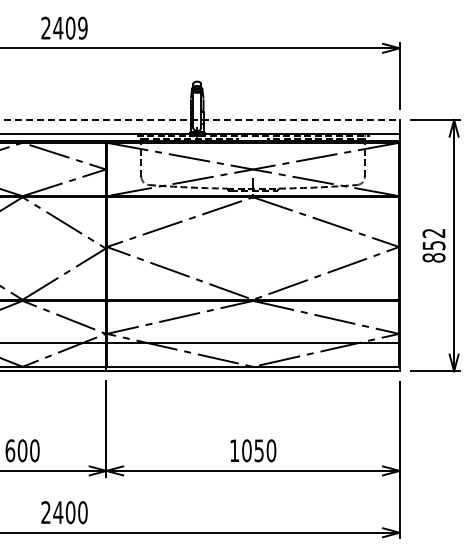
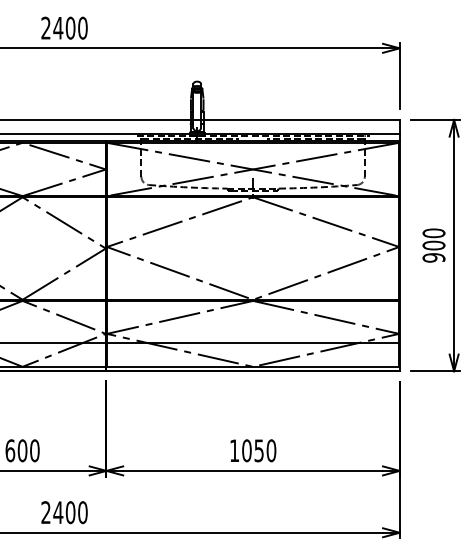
text: 2409 -> 2400 (82, 28)
line: dashed -> solid (199, 119)
text: 852 -> 900 (433, 245)
